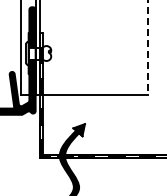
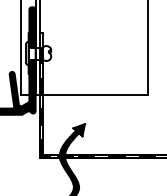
line: dashed -> solid (148, 47)
